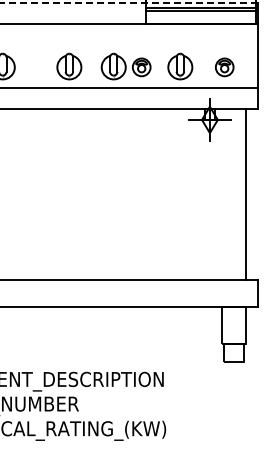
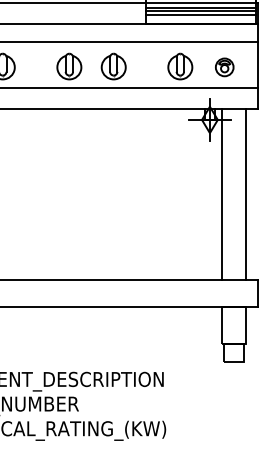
line: dashed -> solid (129, 3)
line: none -> present (200, 15)
line: none -> present (130, 41)
part: present -> none (141, 67)
line: none -> present (222, 193)
